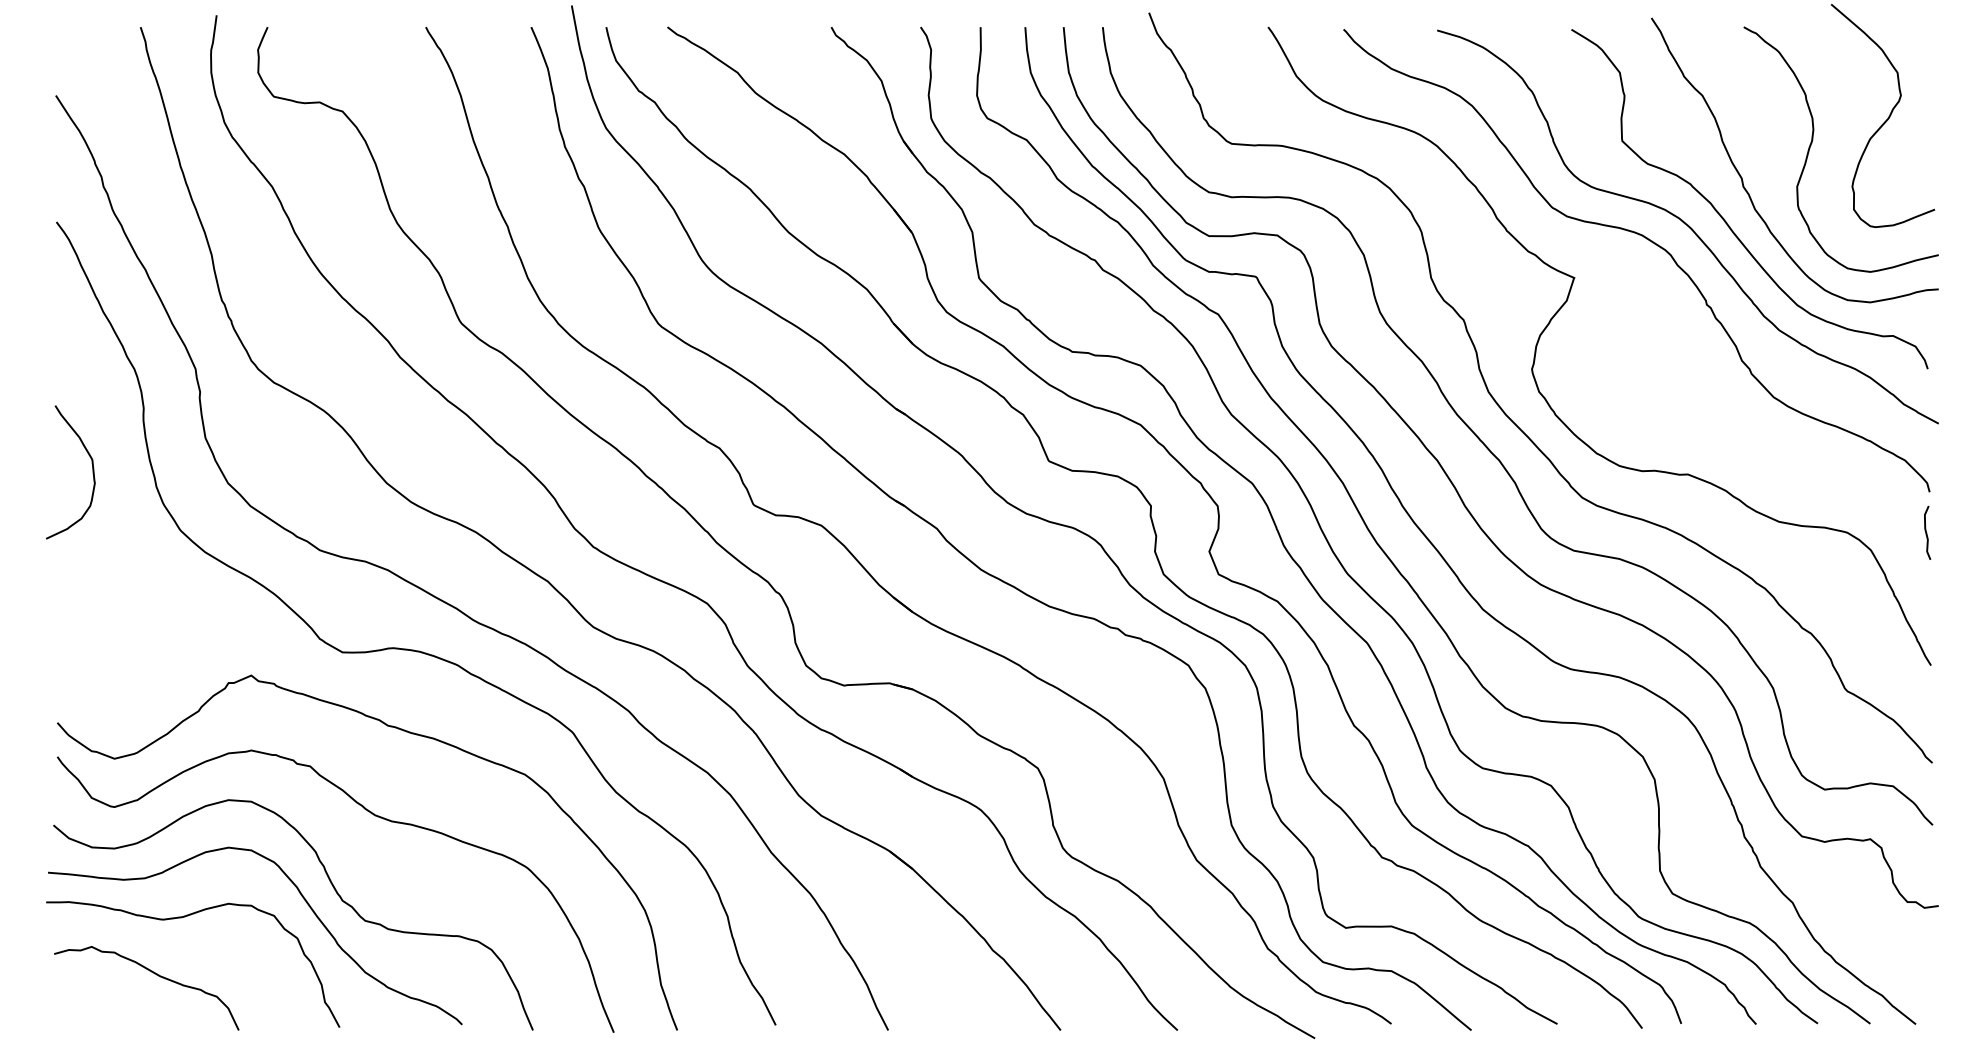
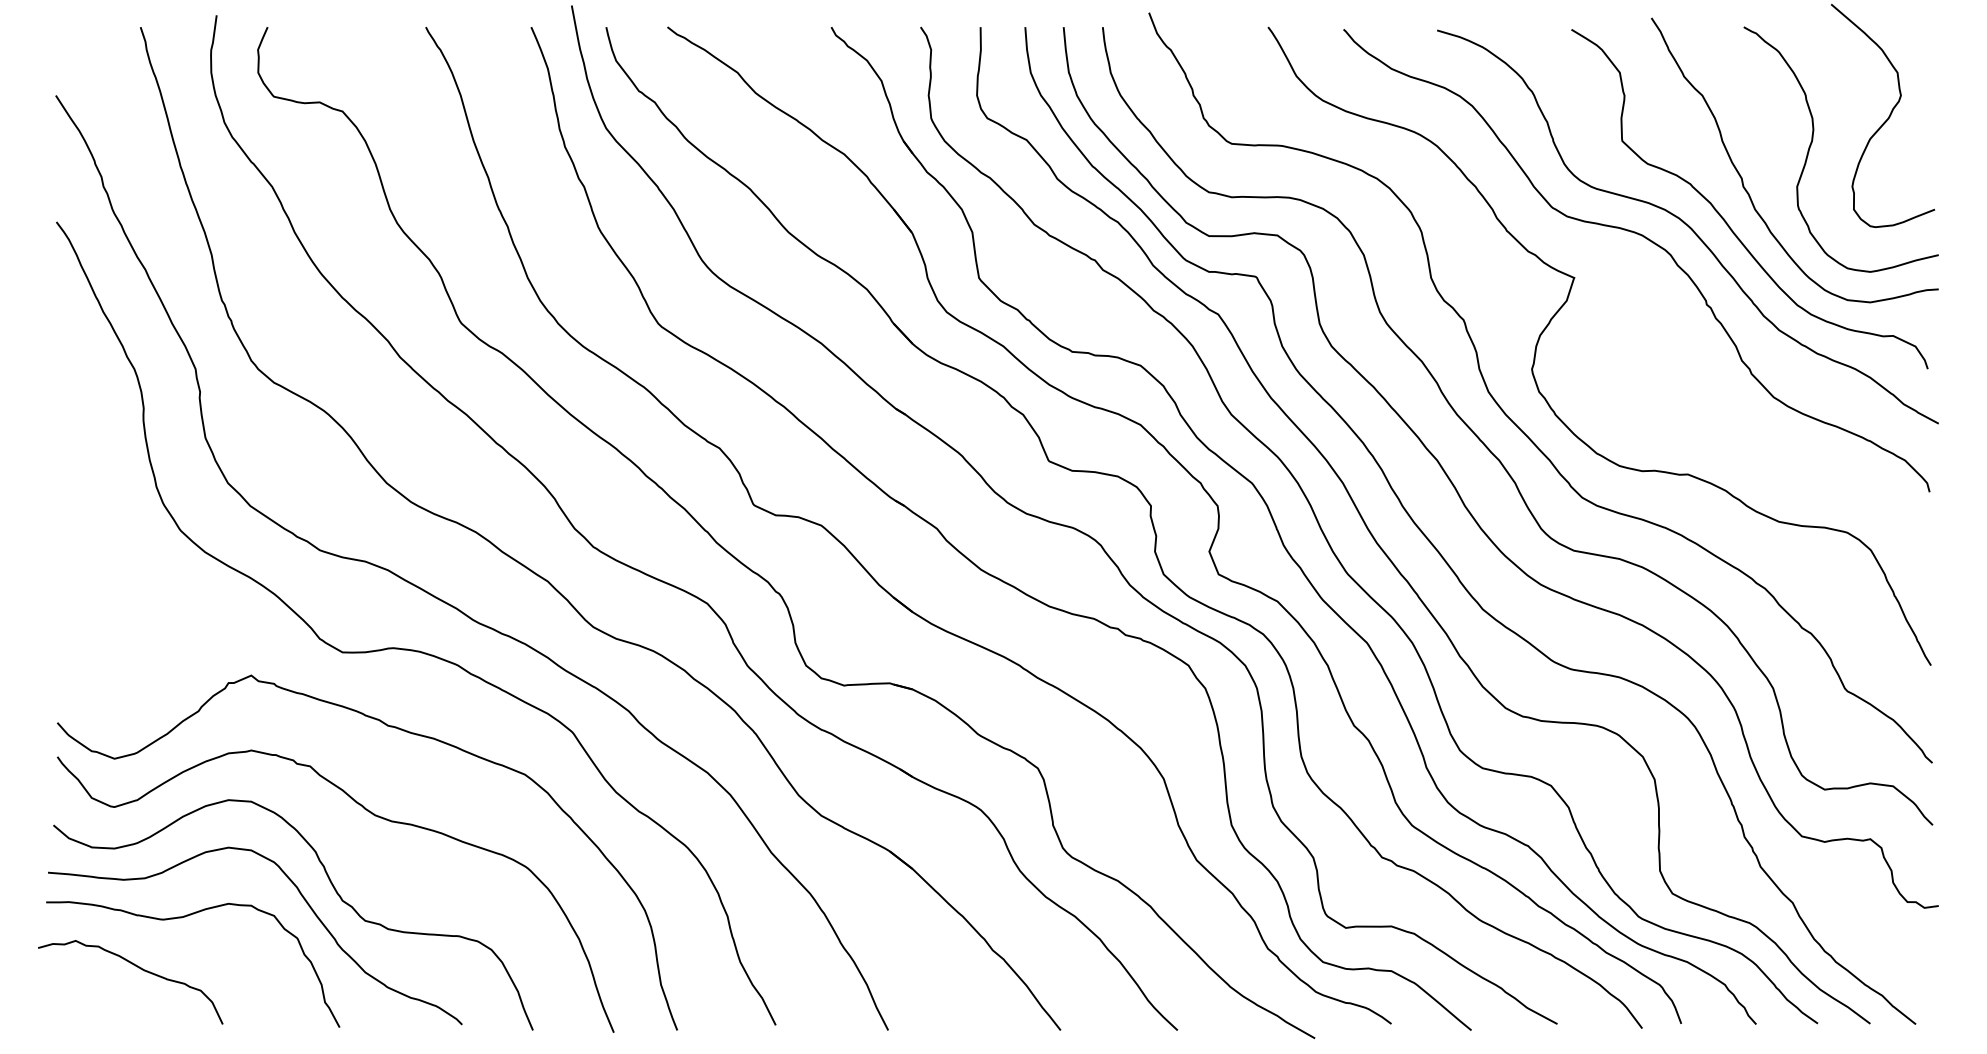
curve: present -> none (92, 472)
curve: present -> none (1927, 532)
curve position: (154, 974) -> (138, 968) (138, 968)
